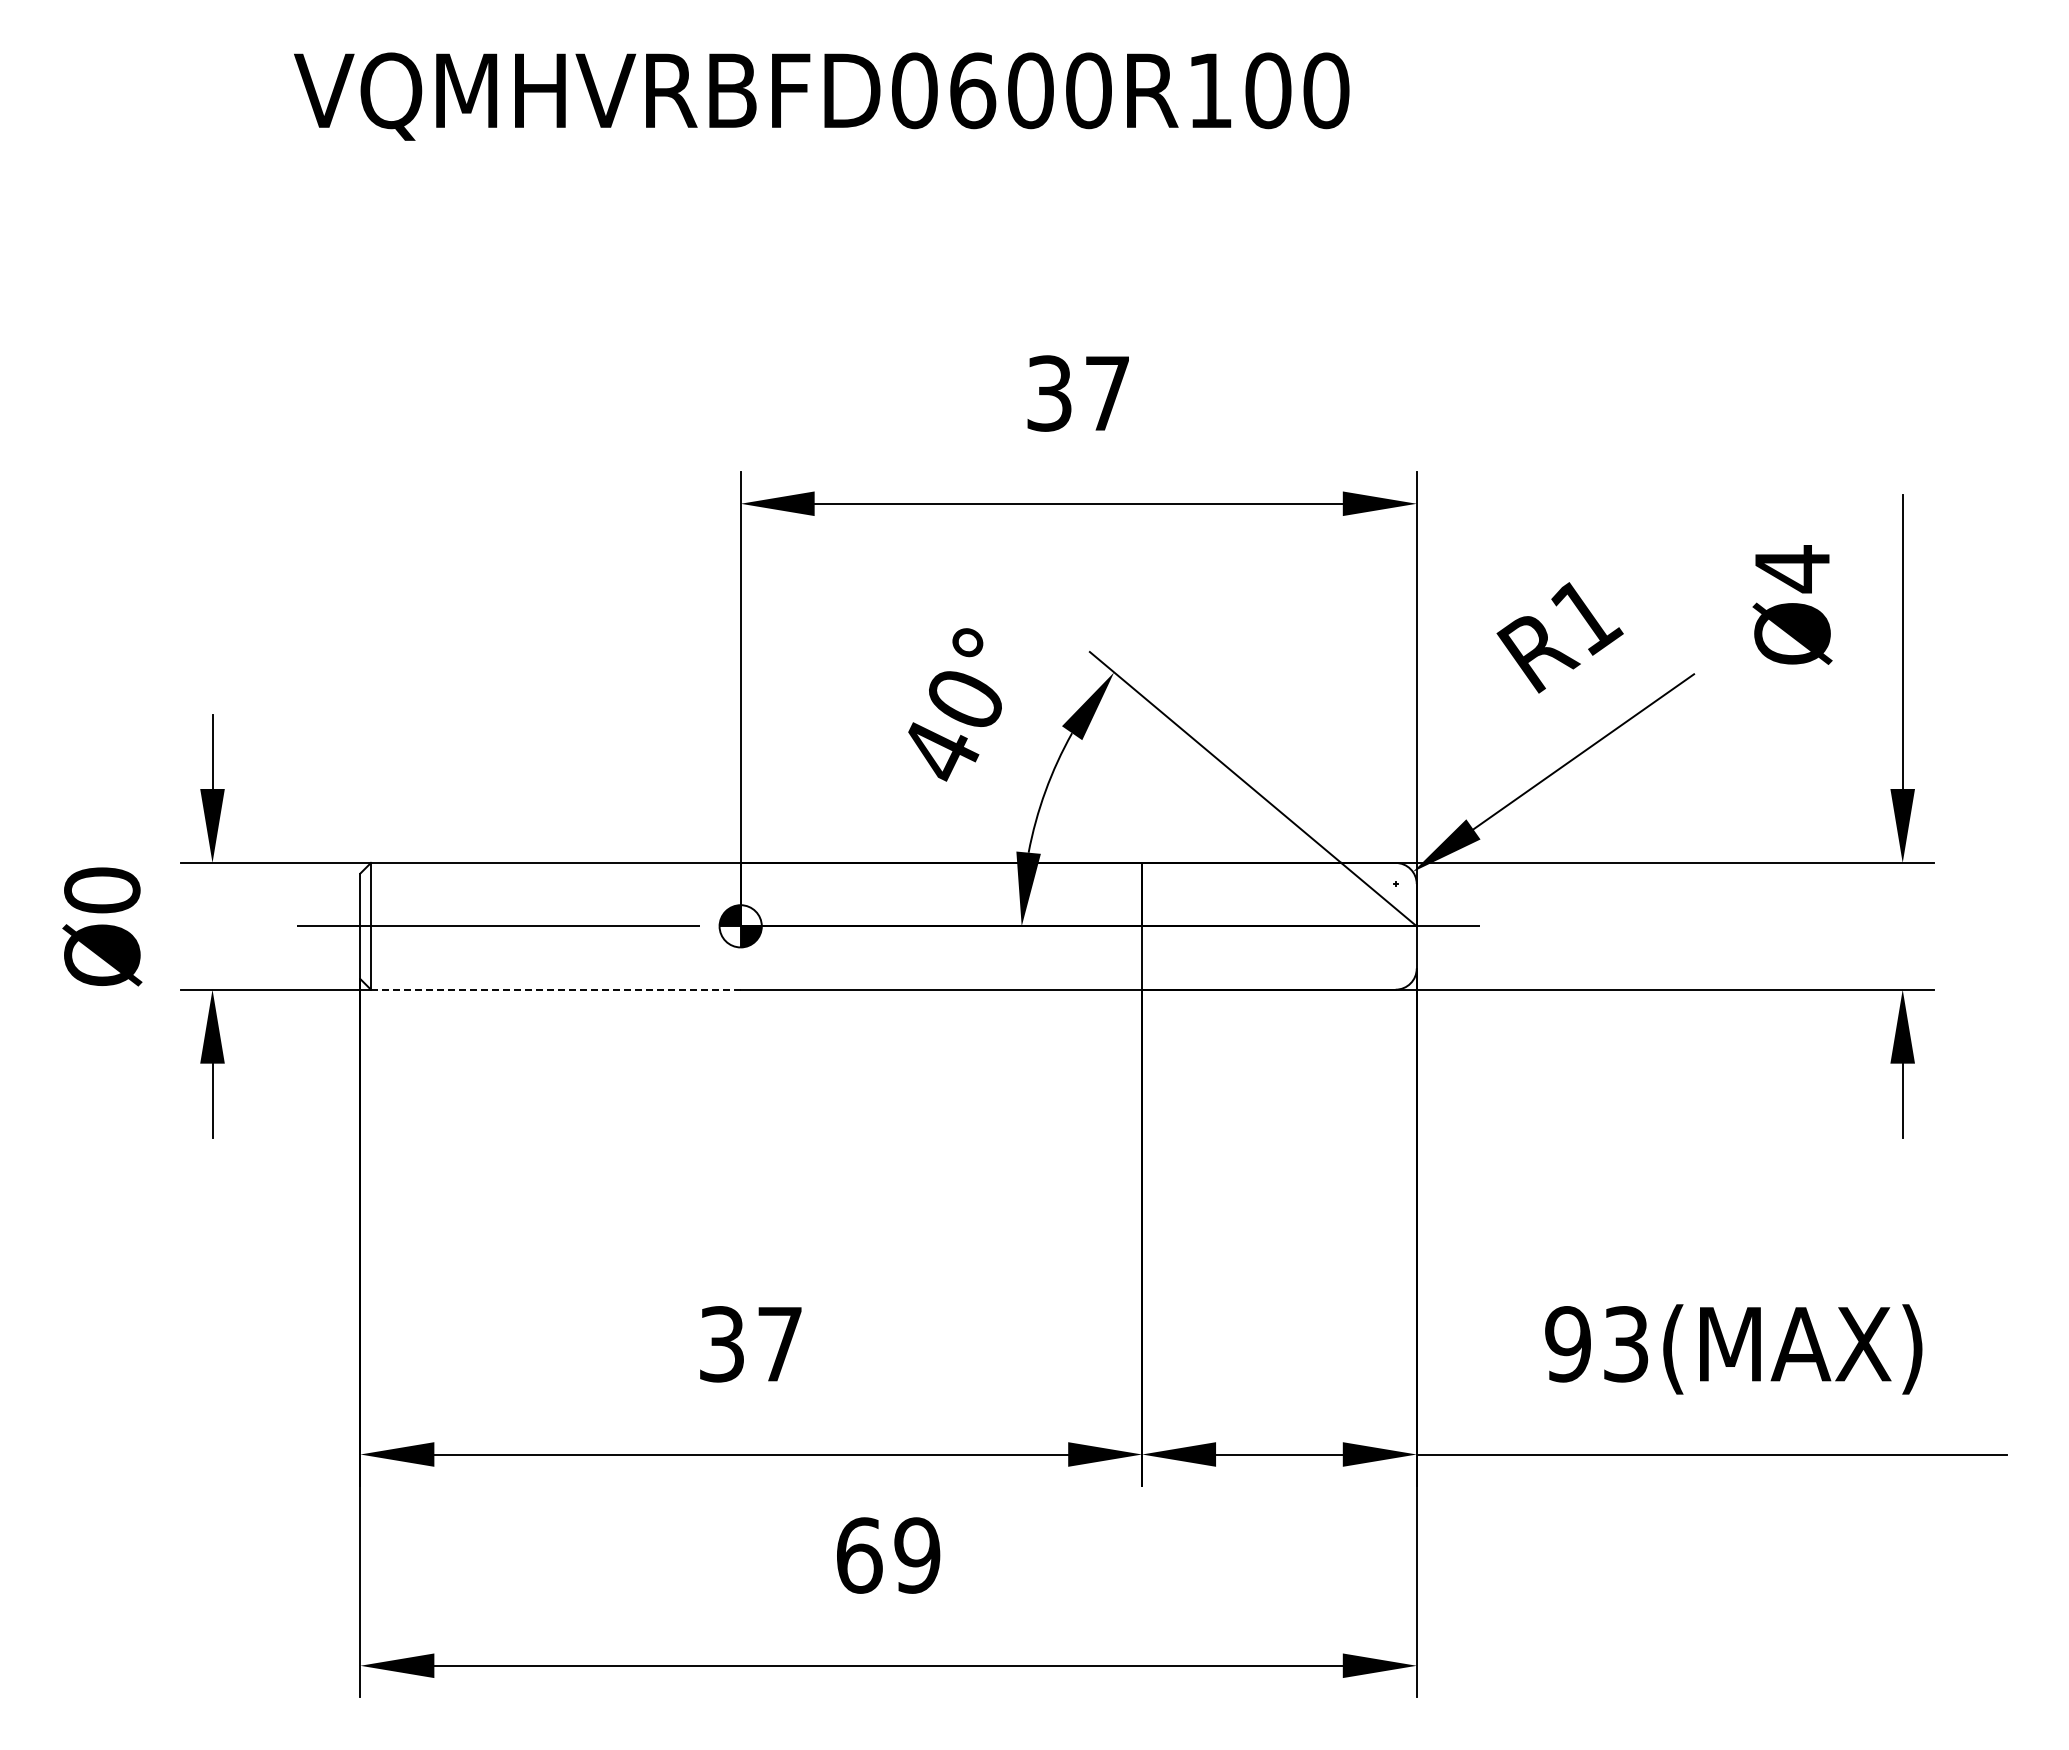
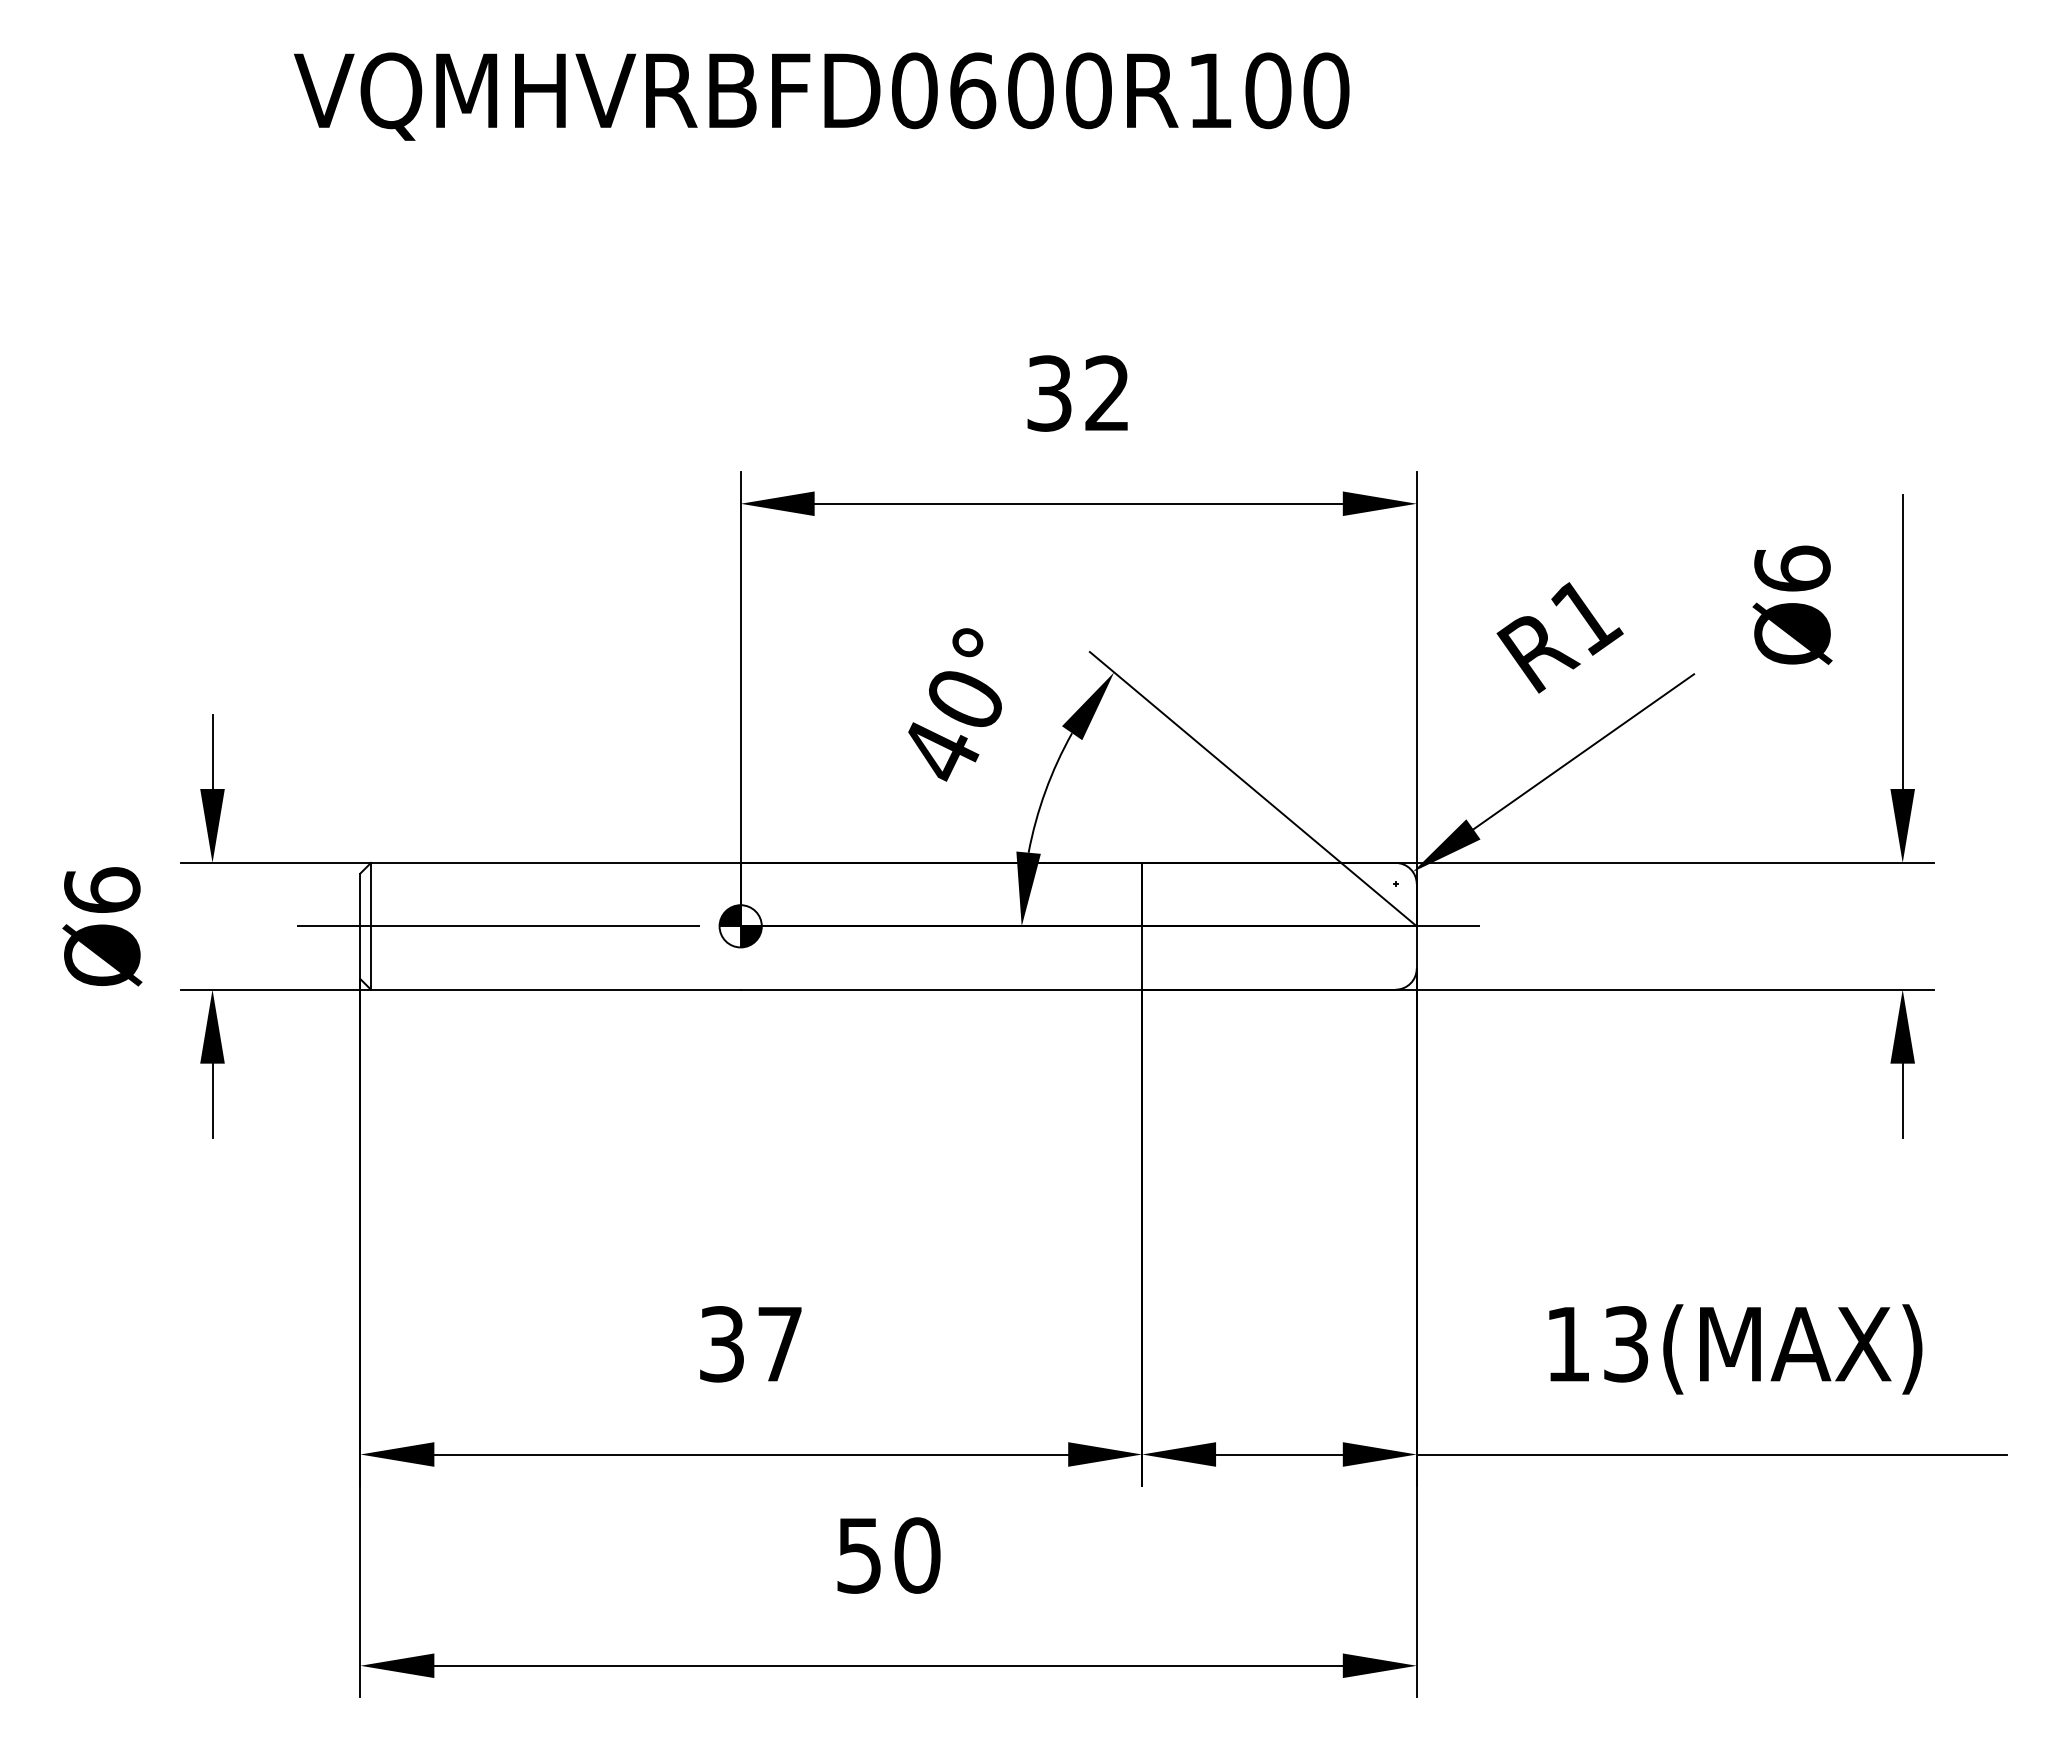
text: 37 -> 32 (1106, 392)
text: Ø4 -> Ø6 (1792, 569)
text: Ø0 -> Ø6 (102, 890)
line: dashed -> solid (555, 989)
text: 93(MAX) -> 13(MAX) (1567, 1344)
text: 69 -> 50 (888, 1555)
